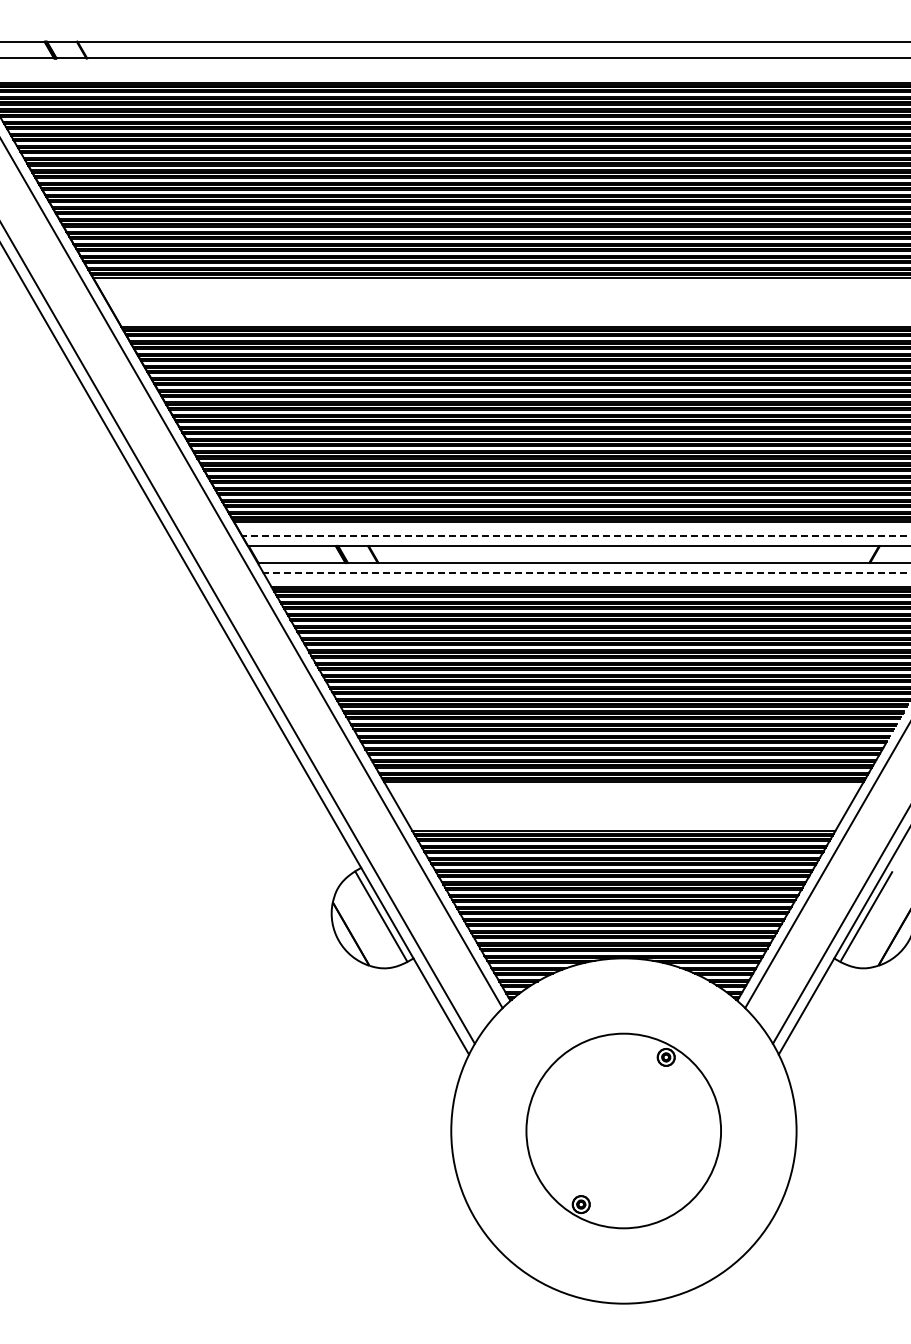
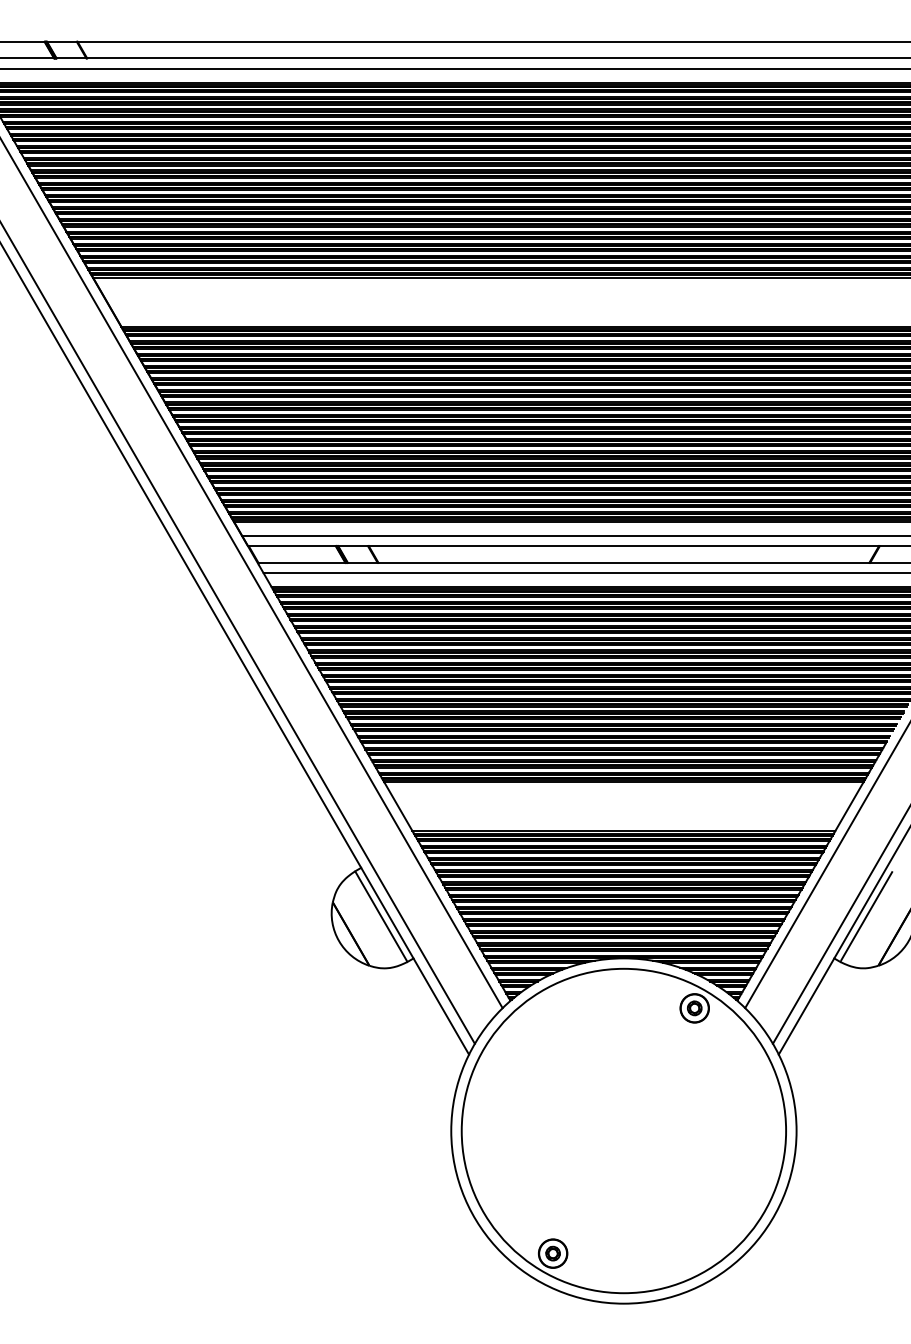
line: none -> present (454, 68)
line: dashed -> solid (575, 535)
line: dashed -> solid (586, 573)
part size: 197x198 px -> 327x328 px (623, 1130)
